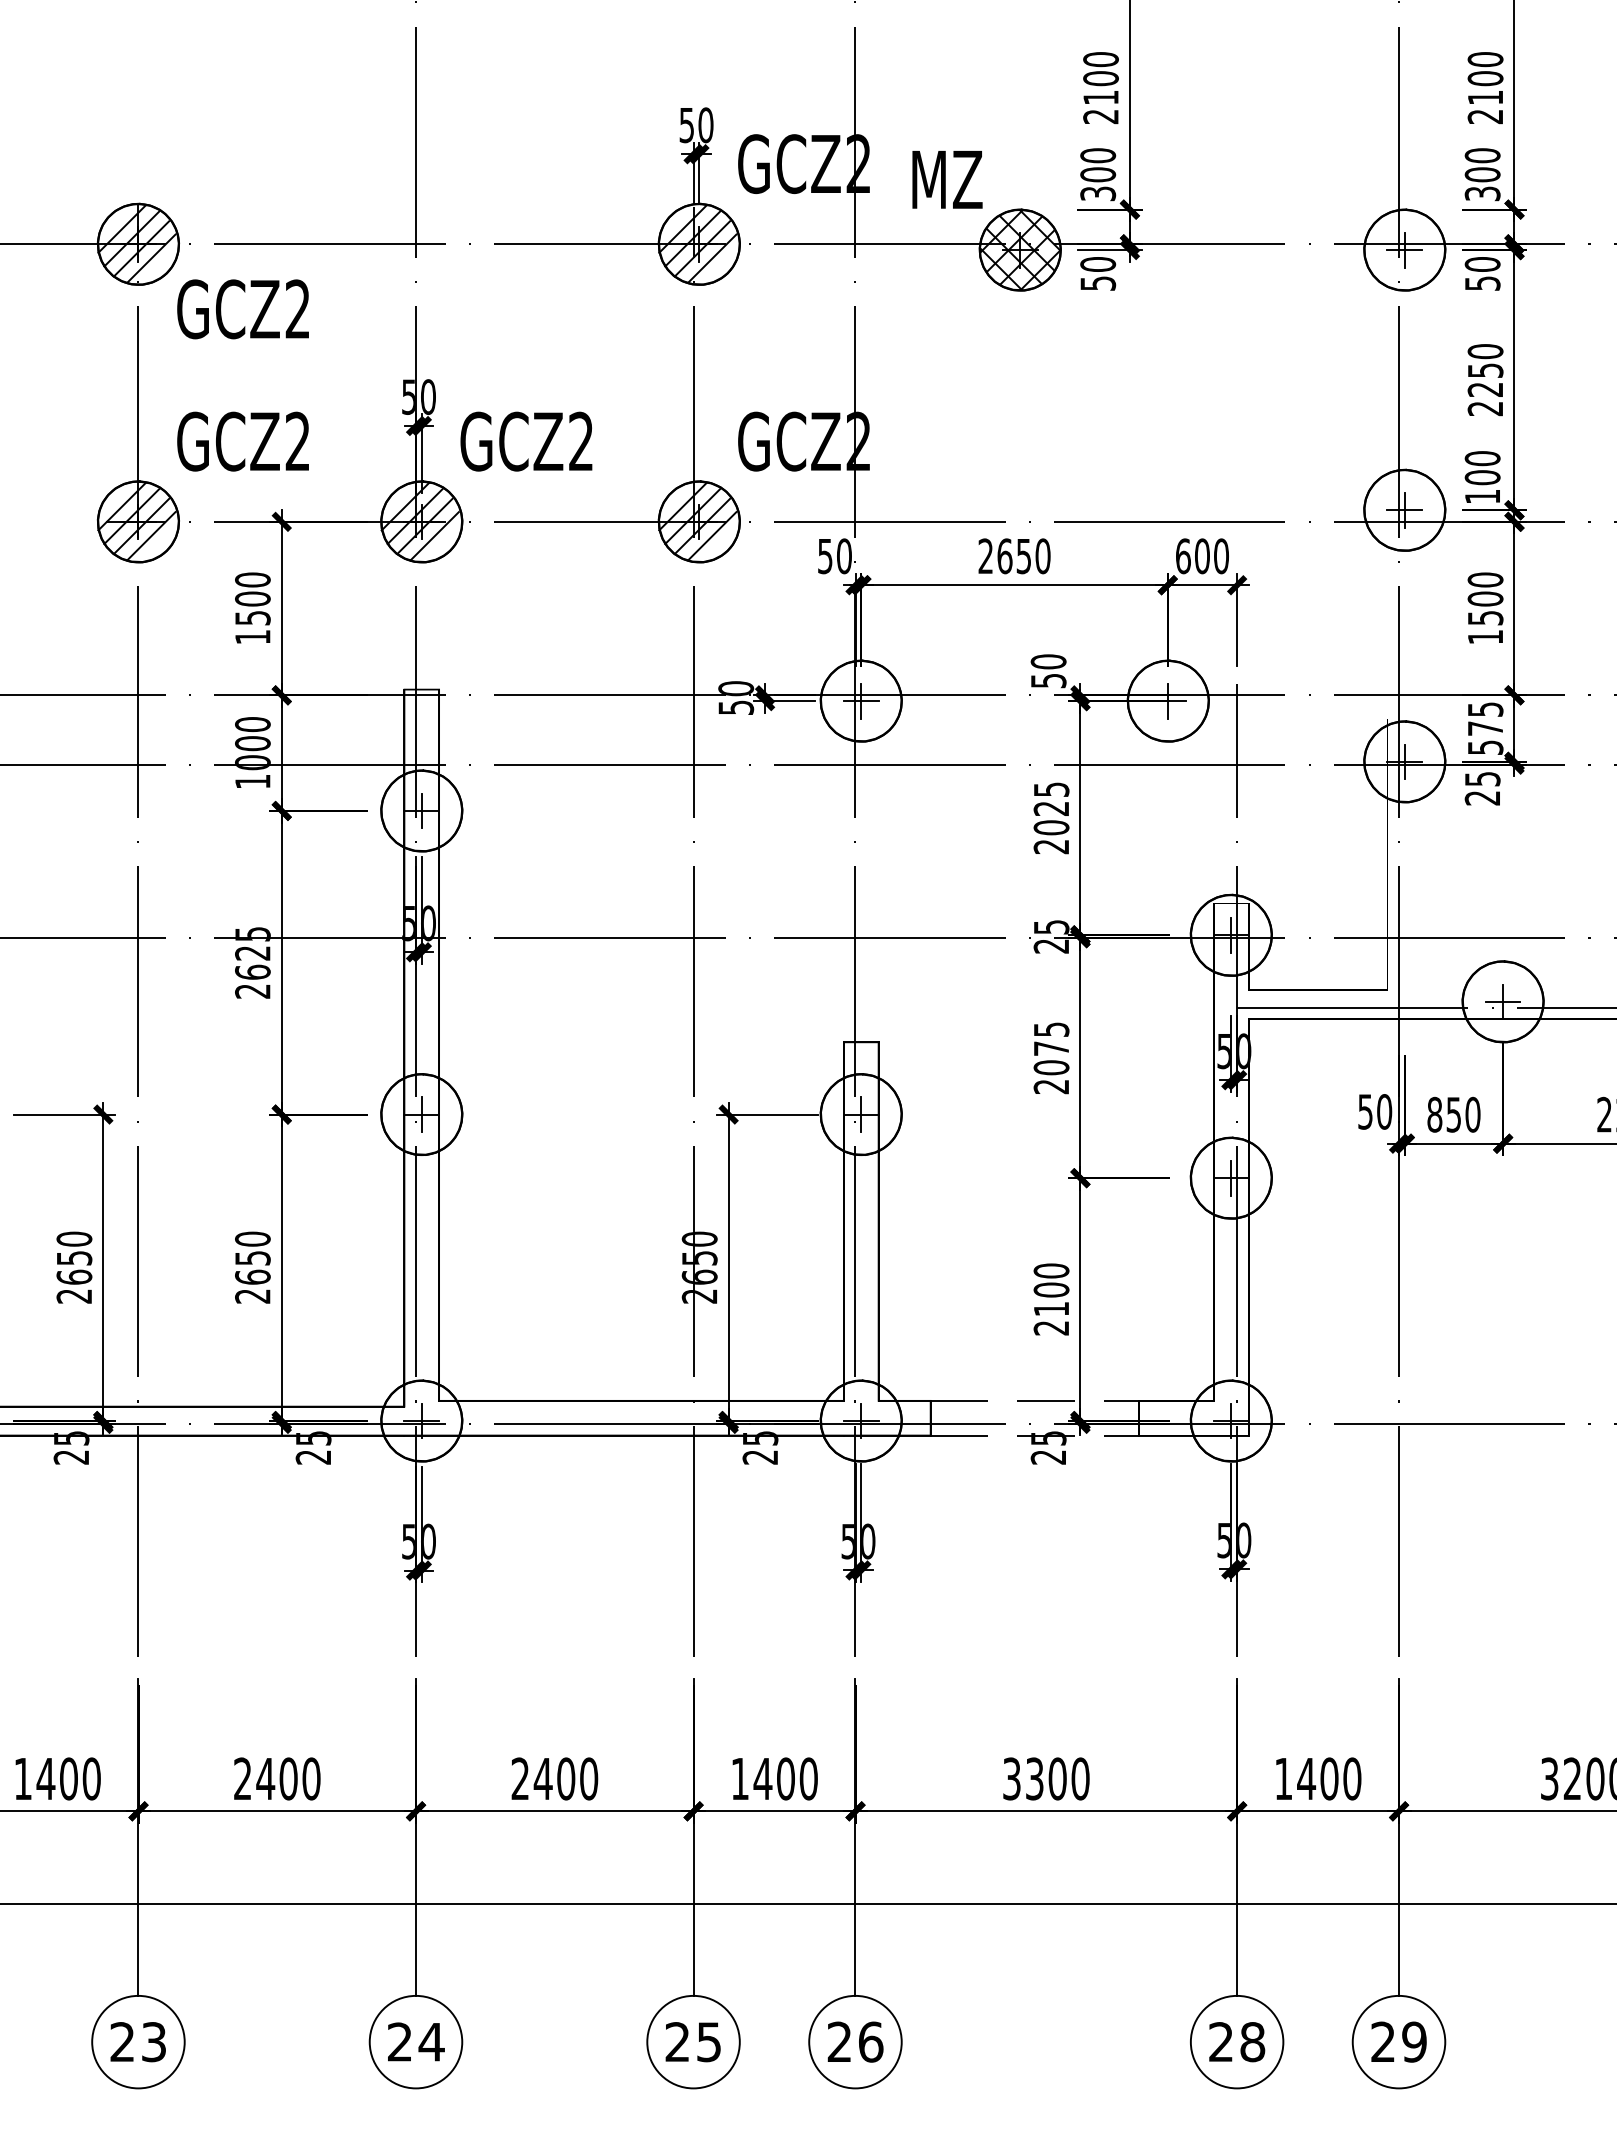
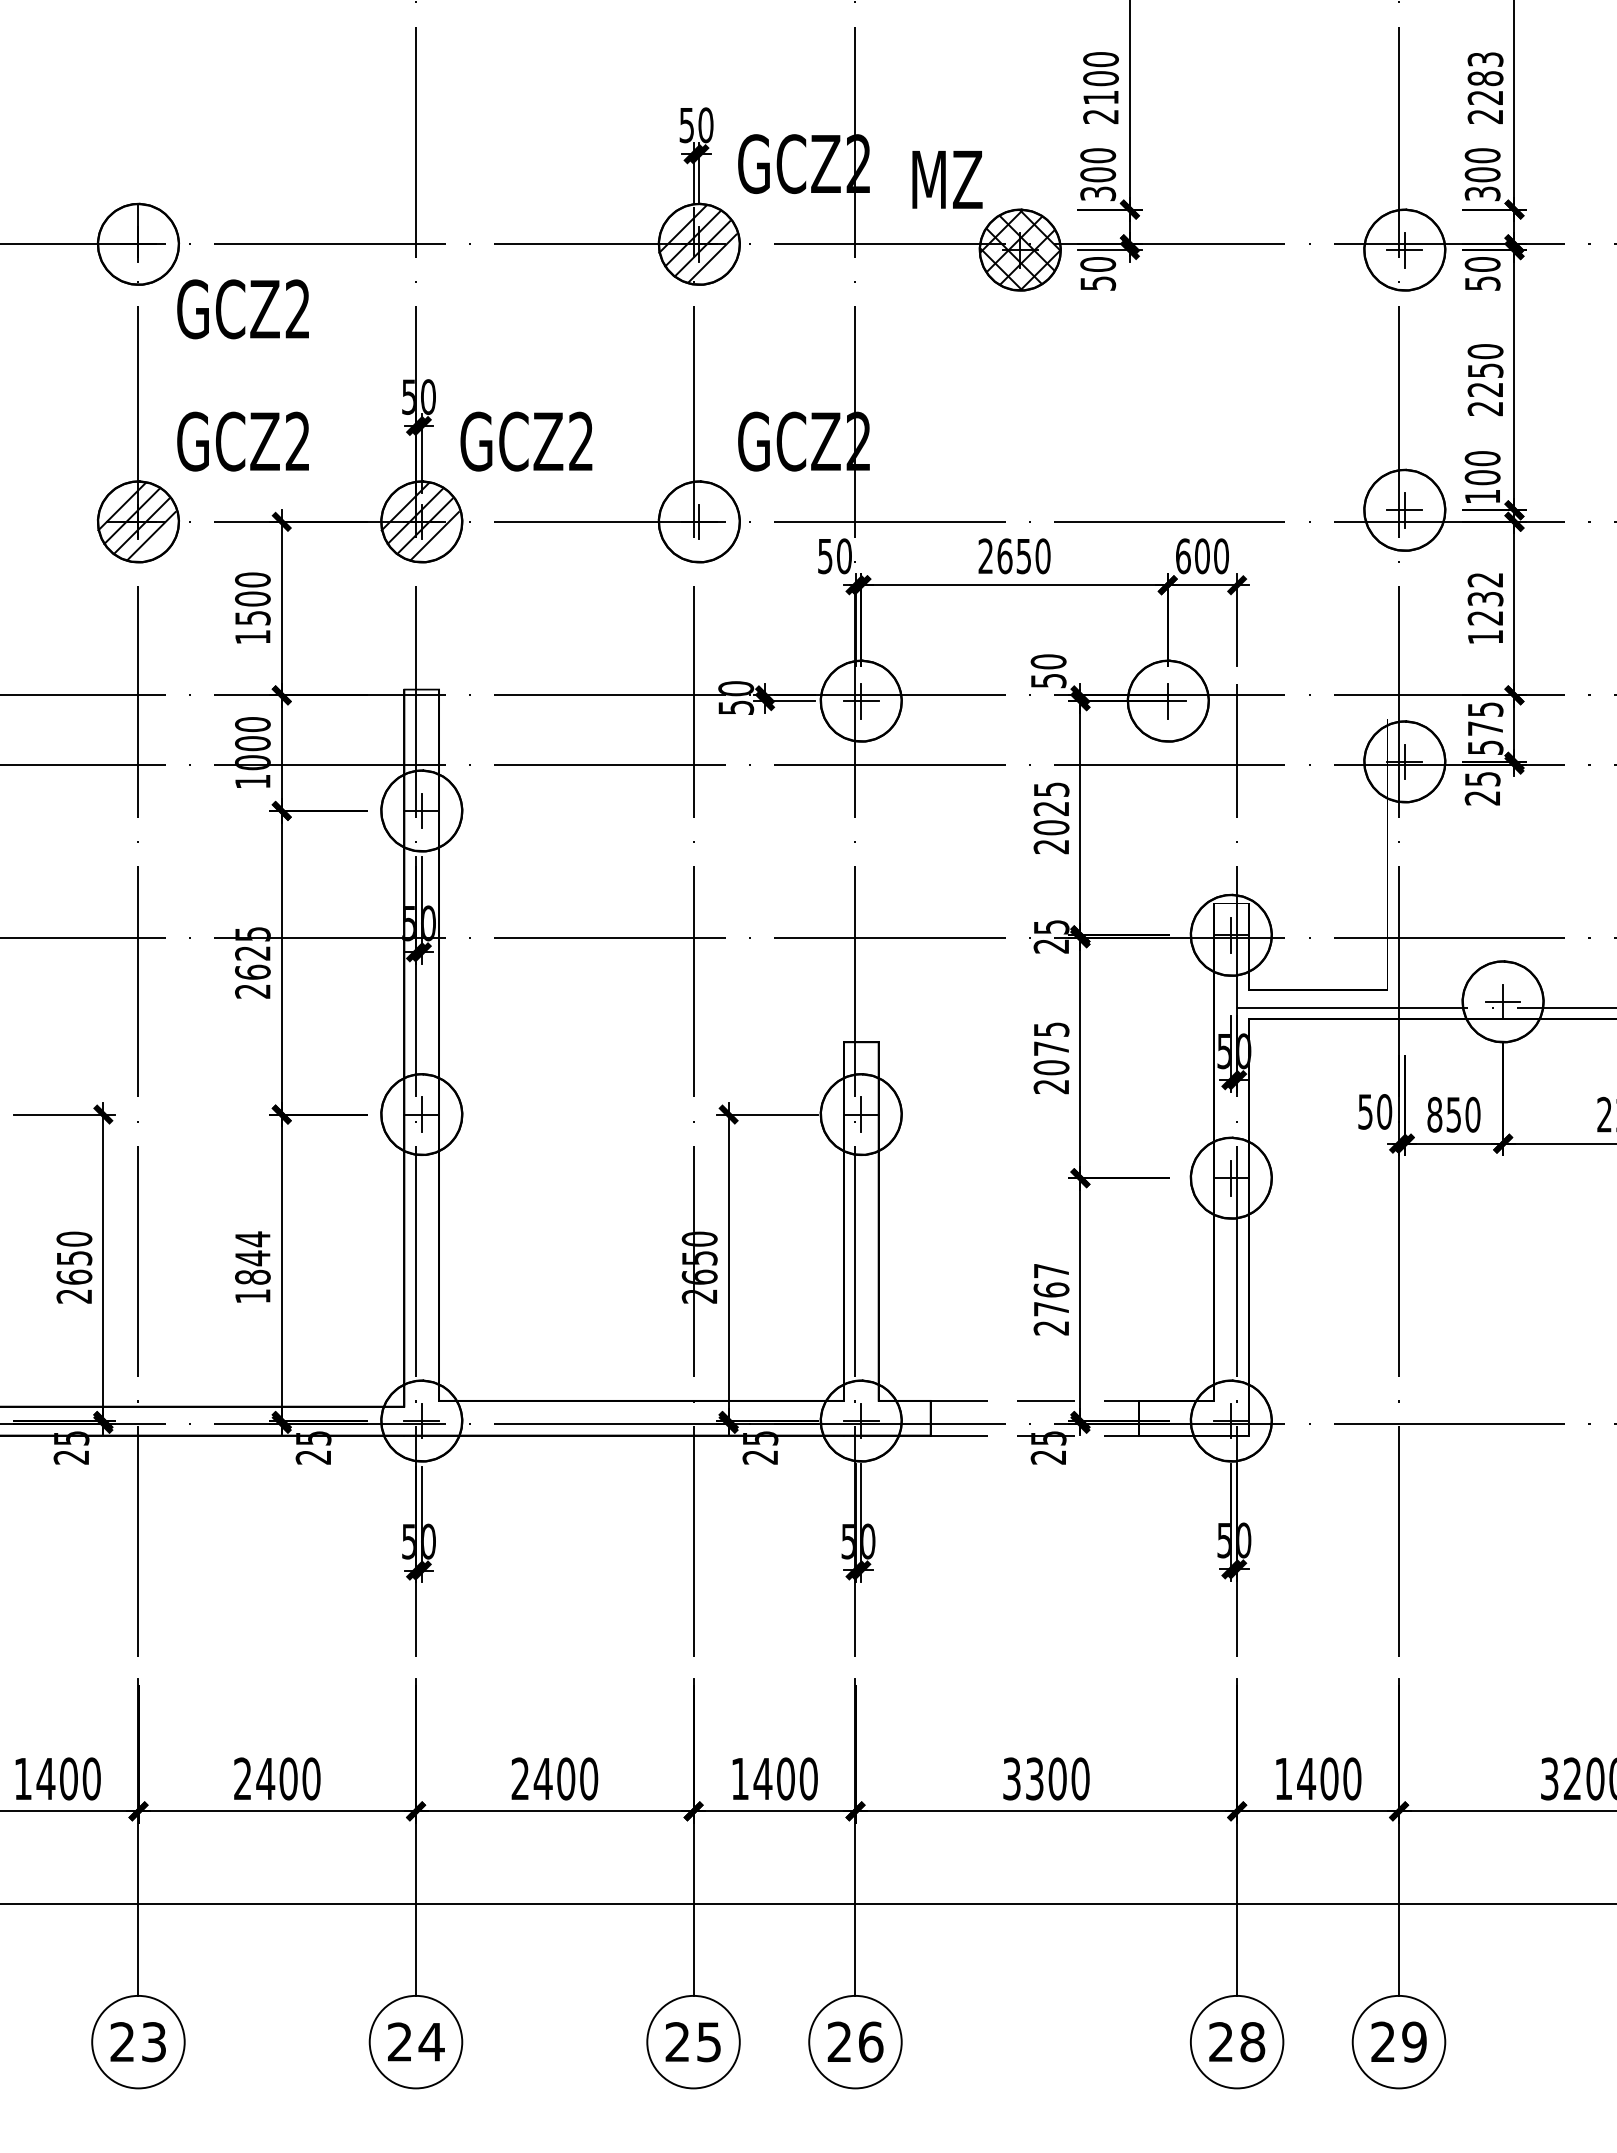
text: 2100 -> 2283 (1485, 78)
hatch: present -> none (136, 243)
hatch: present -> none (697, 521)
text: 1500 -> 1232 (1485, 598)
text: 2650 -> 1844 (252, 1267)
text: 2100 -> 2767 (1051, 1289)
